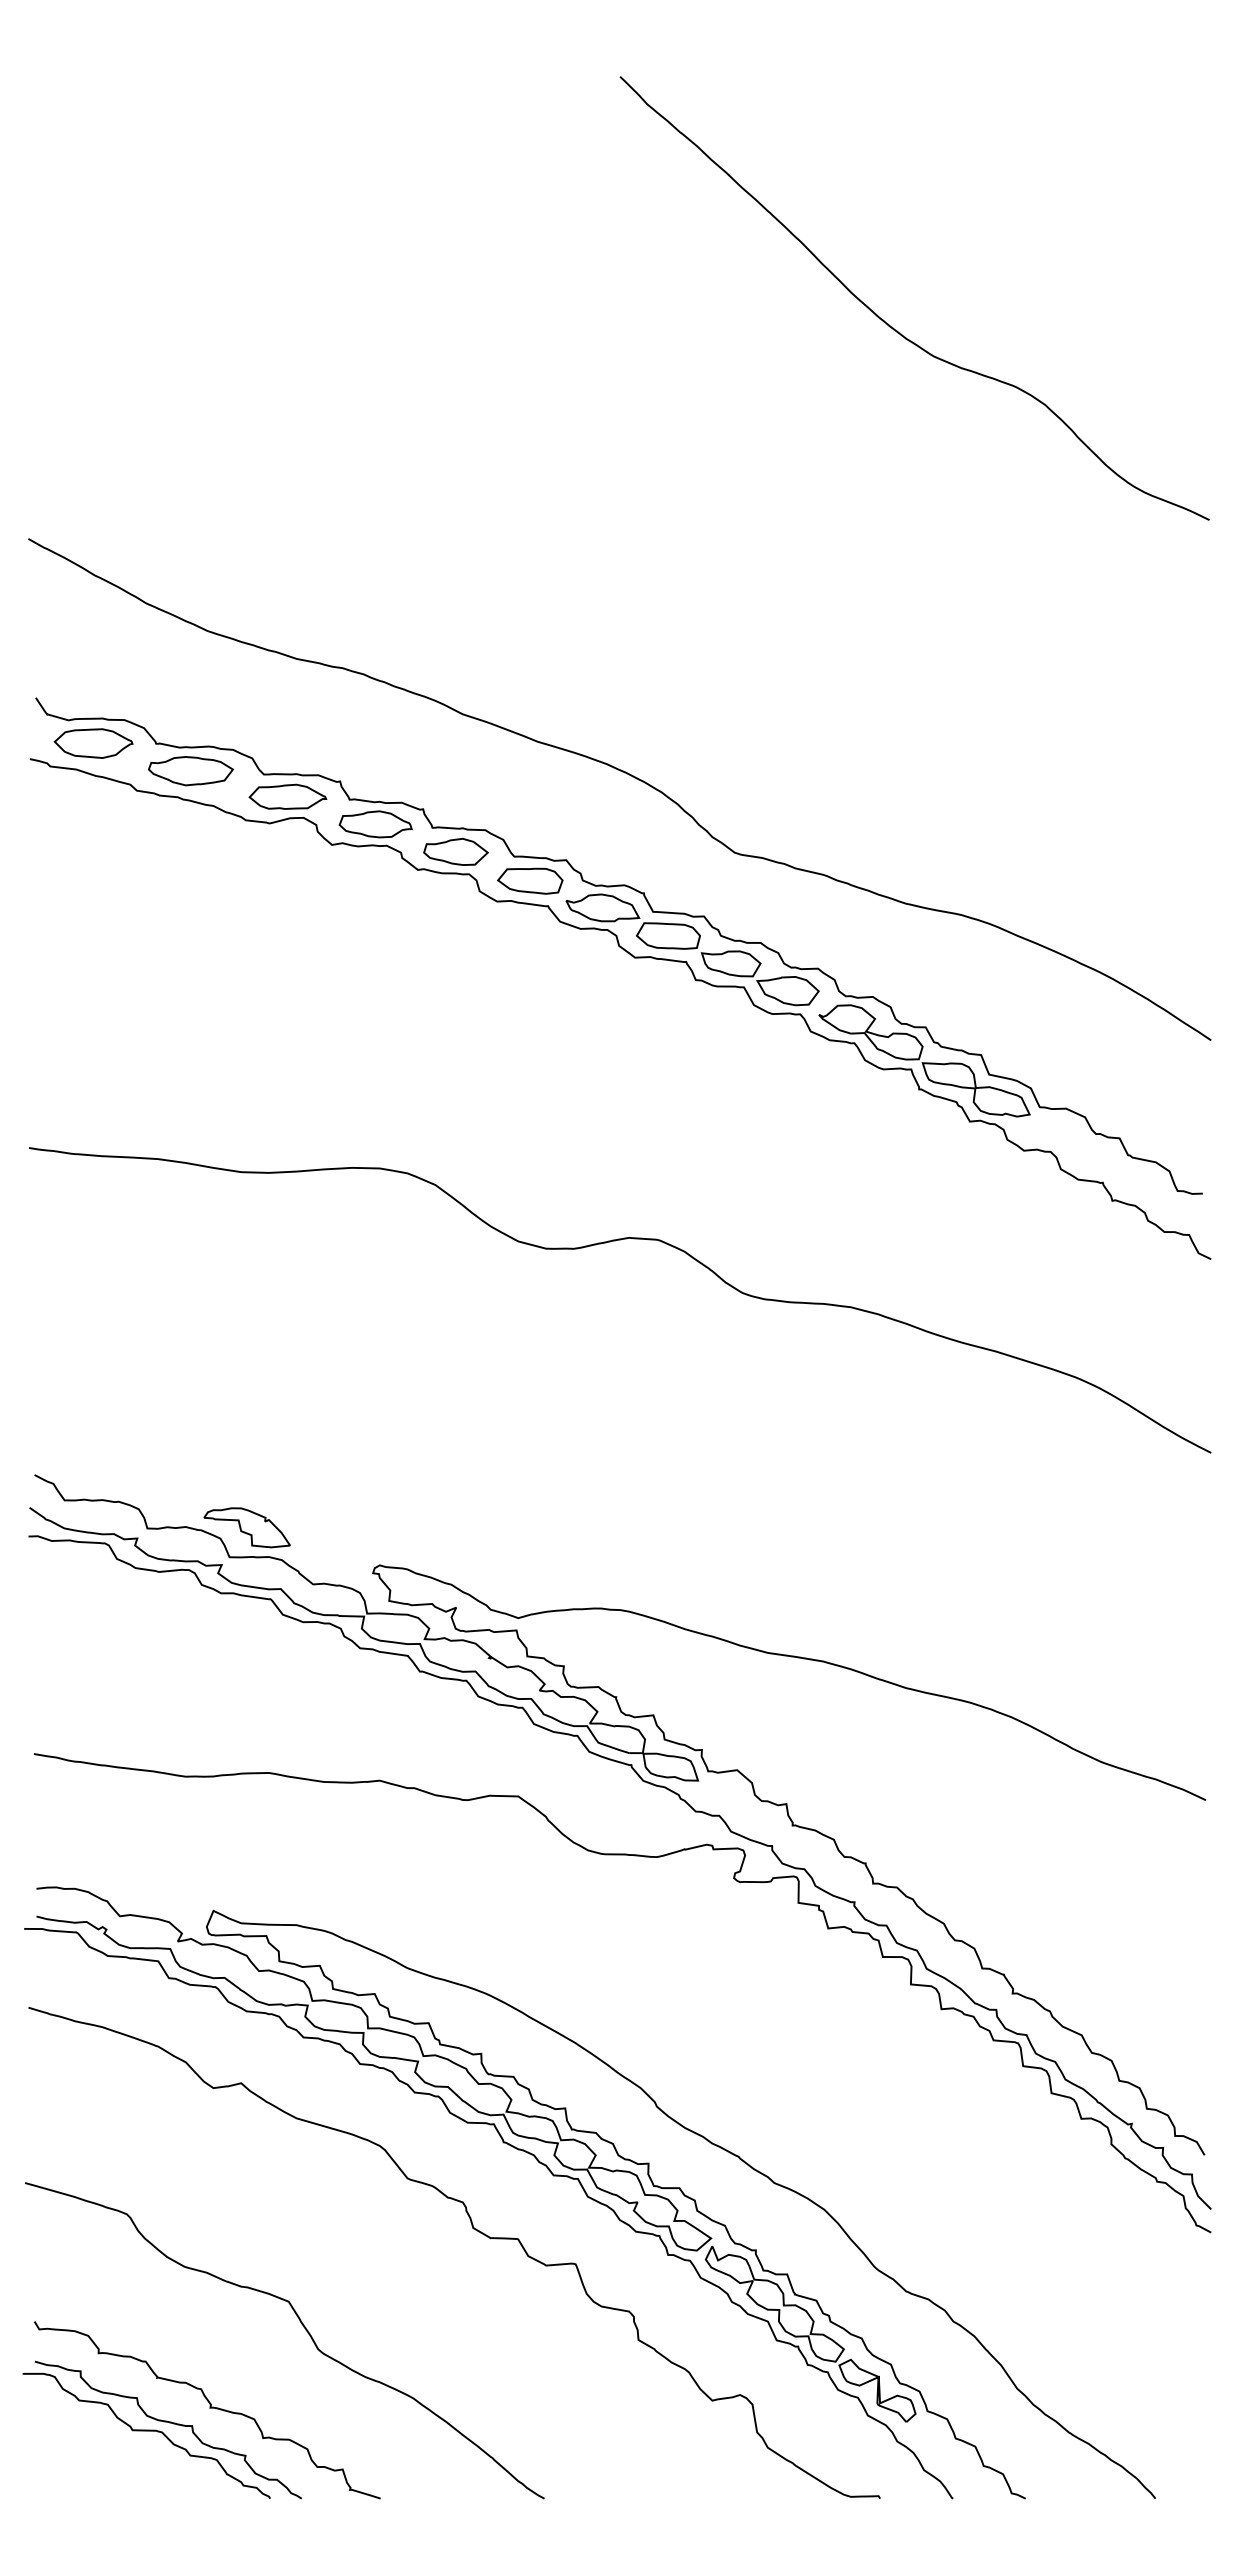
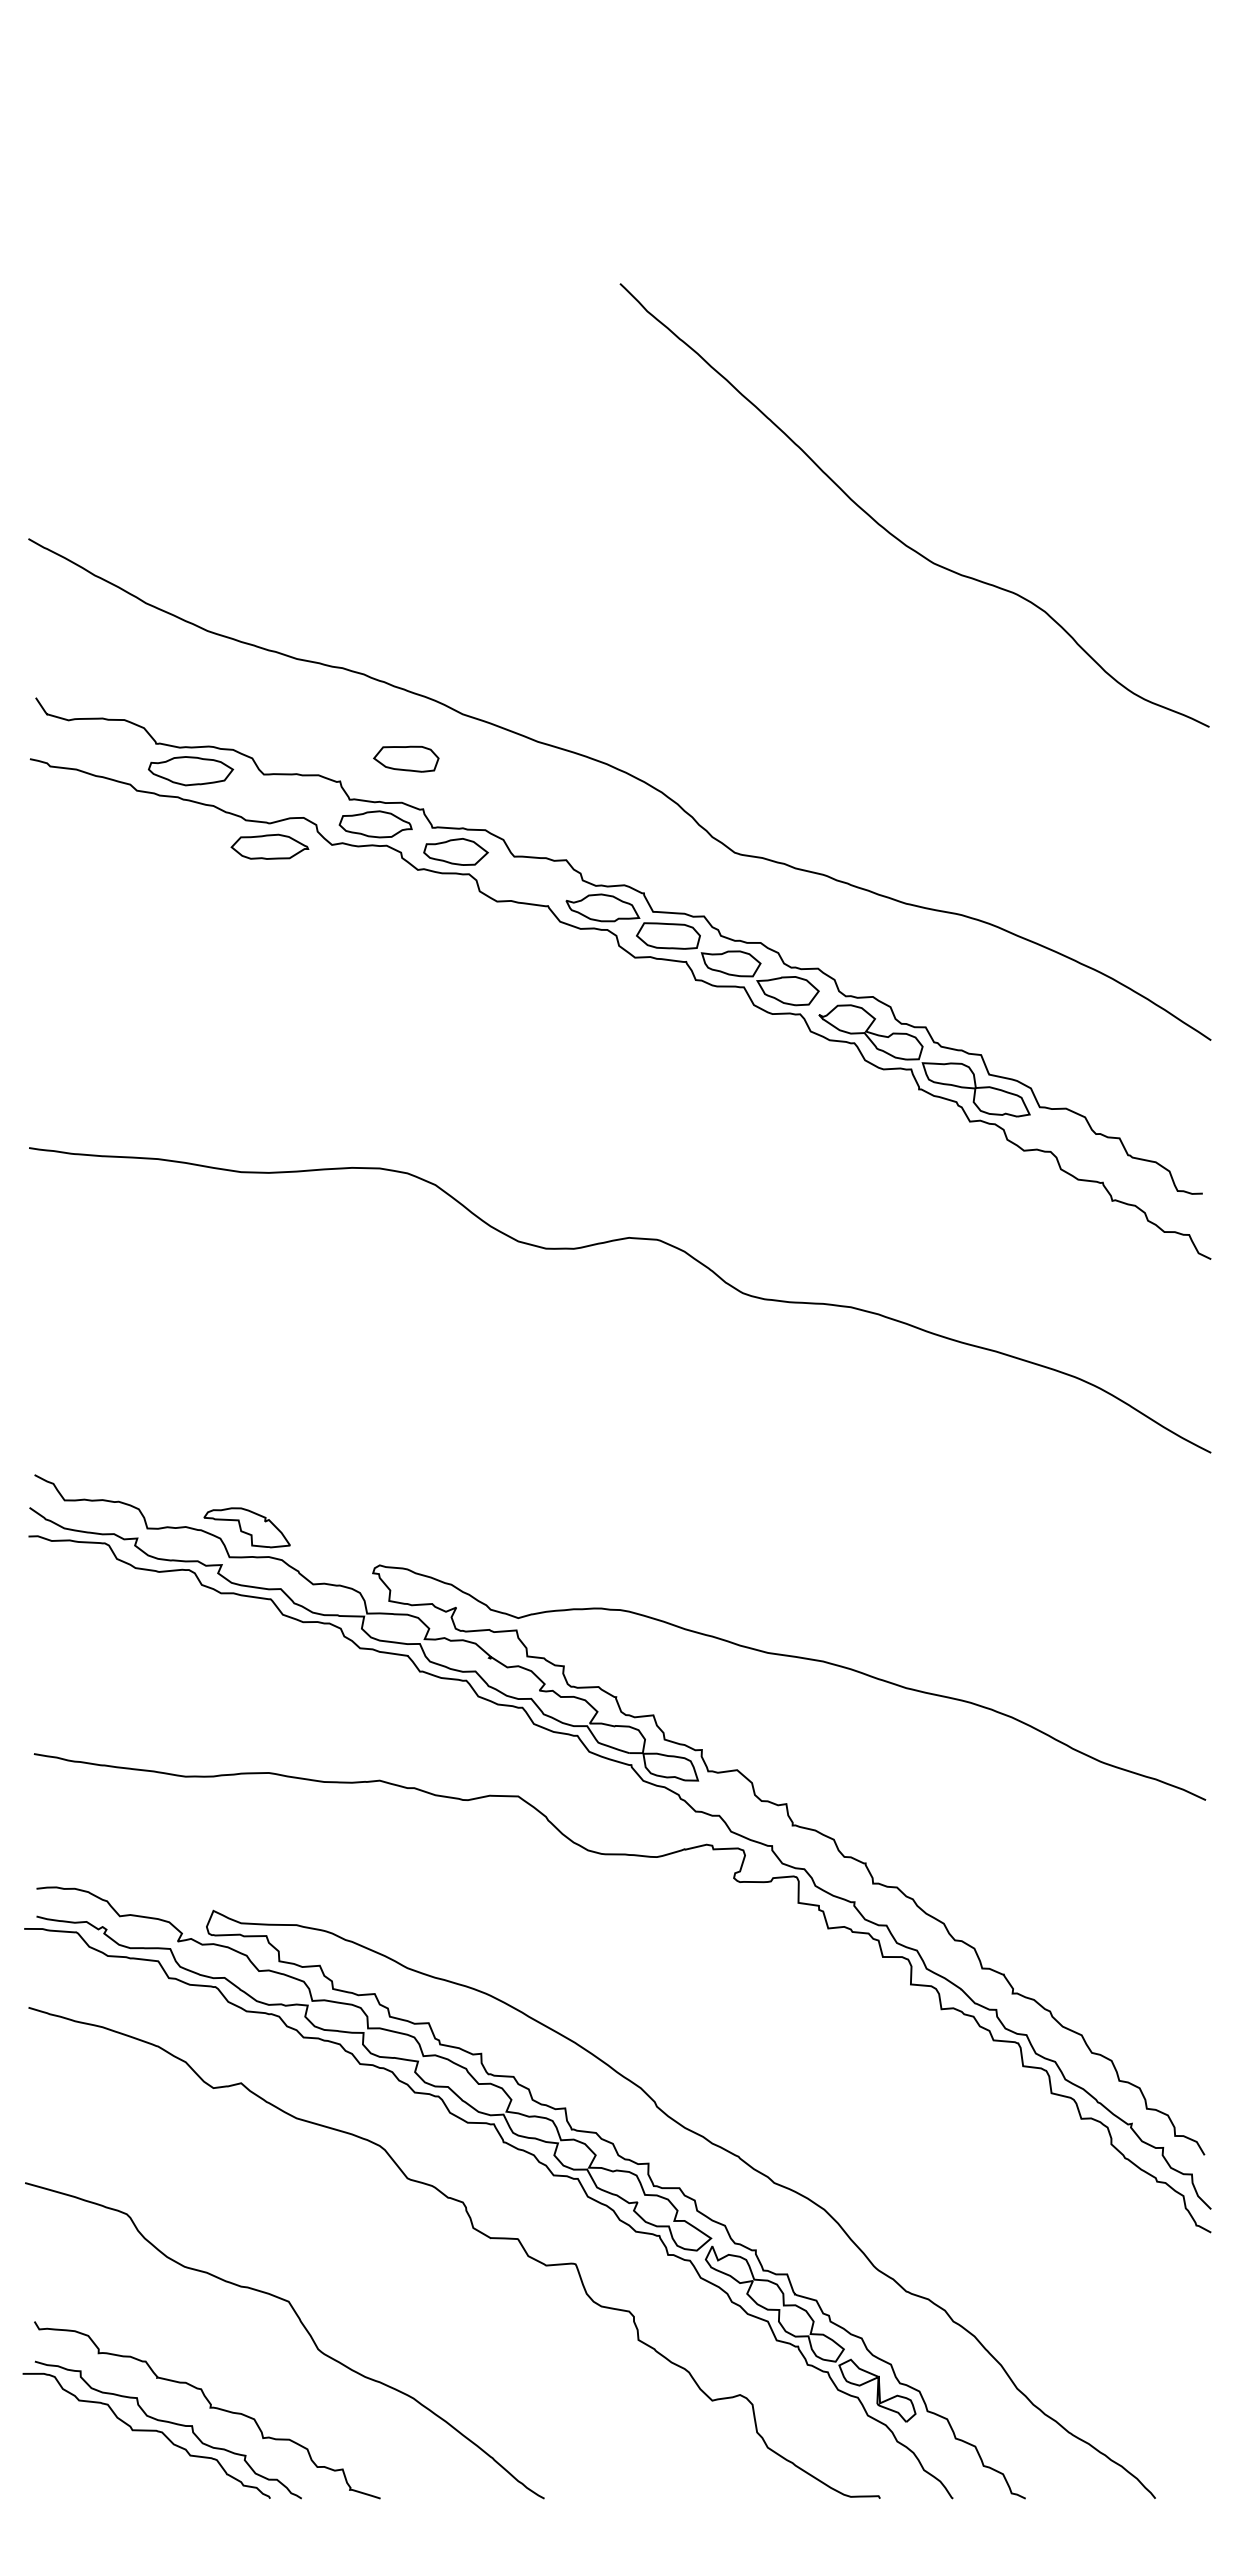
curve position: (893, 327) -> (893, 534) (893, 534)
part: present -> none (93, 743)
part position: (287, 796) -> (269, 846) (269, 846)
part position: (530, 880) -> (406, 758) (406, 758)
